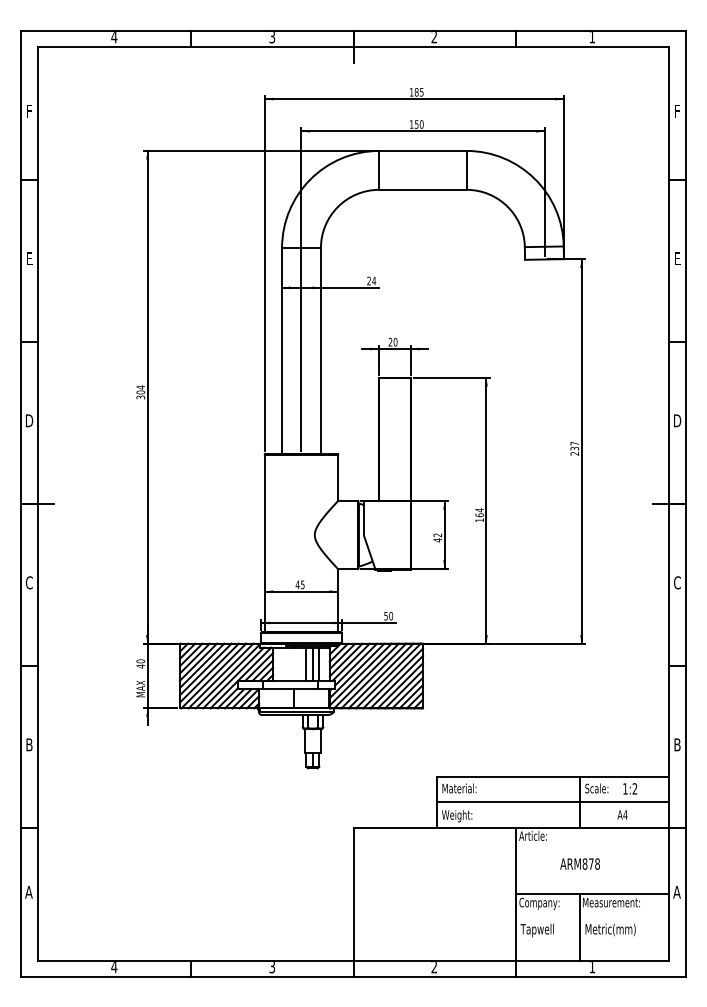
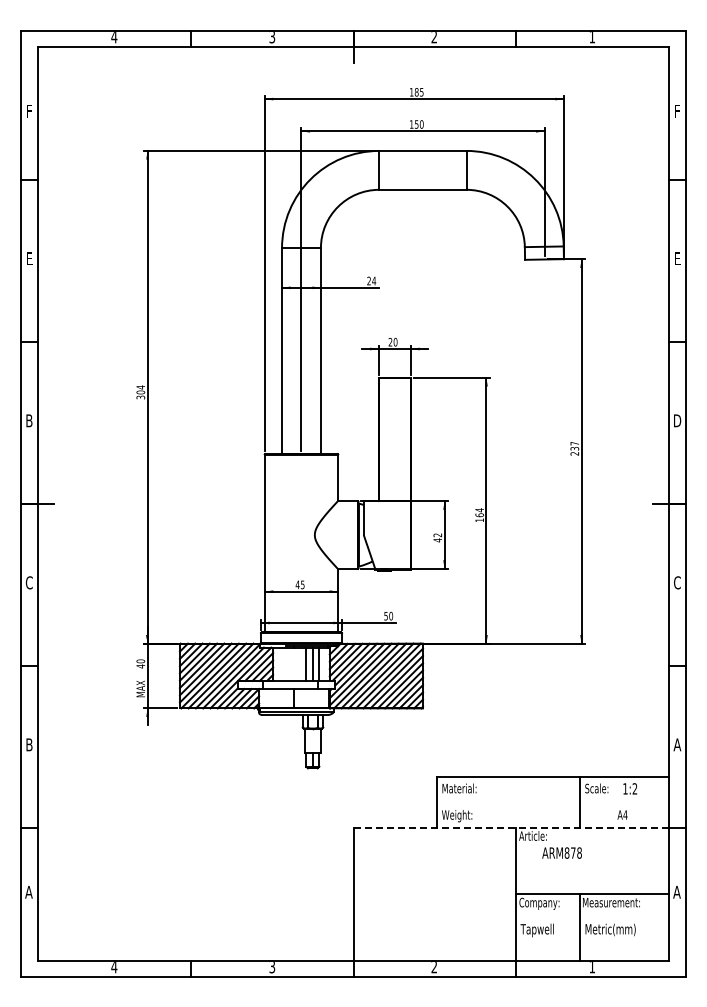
text: D -> B (29, 420)
text: B -> A (677, 744)
line: present -> none (553, 802)
line: solid -> dashed (511, 827)
text position: (579, 863) -> (561, 852) (561, 852)
